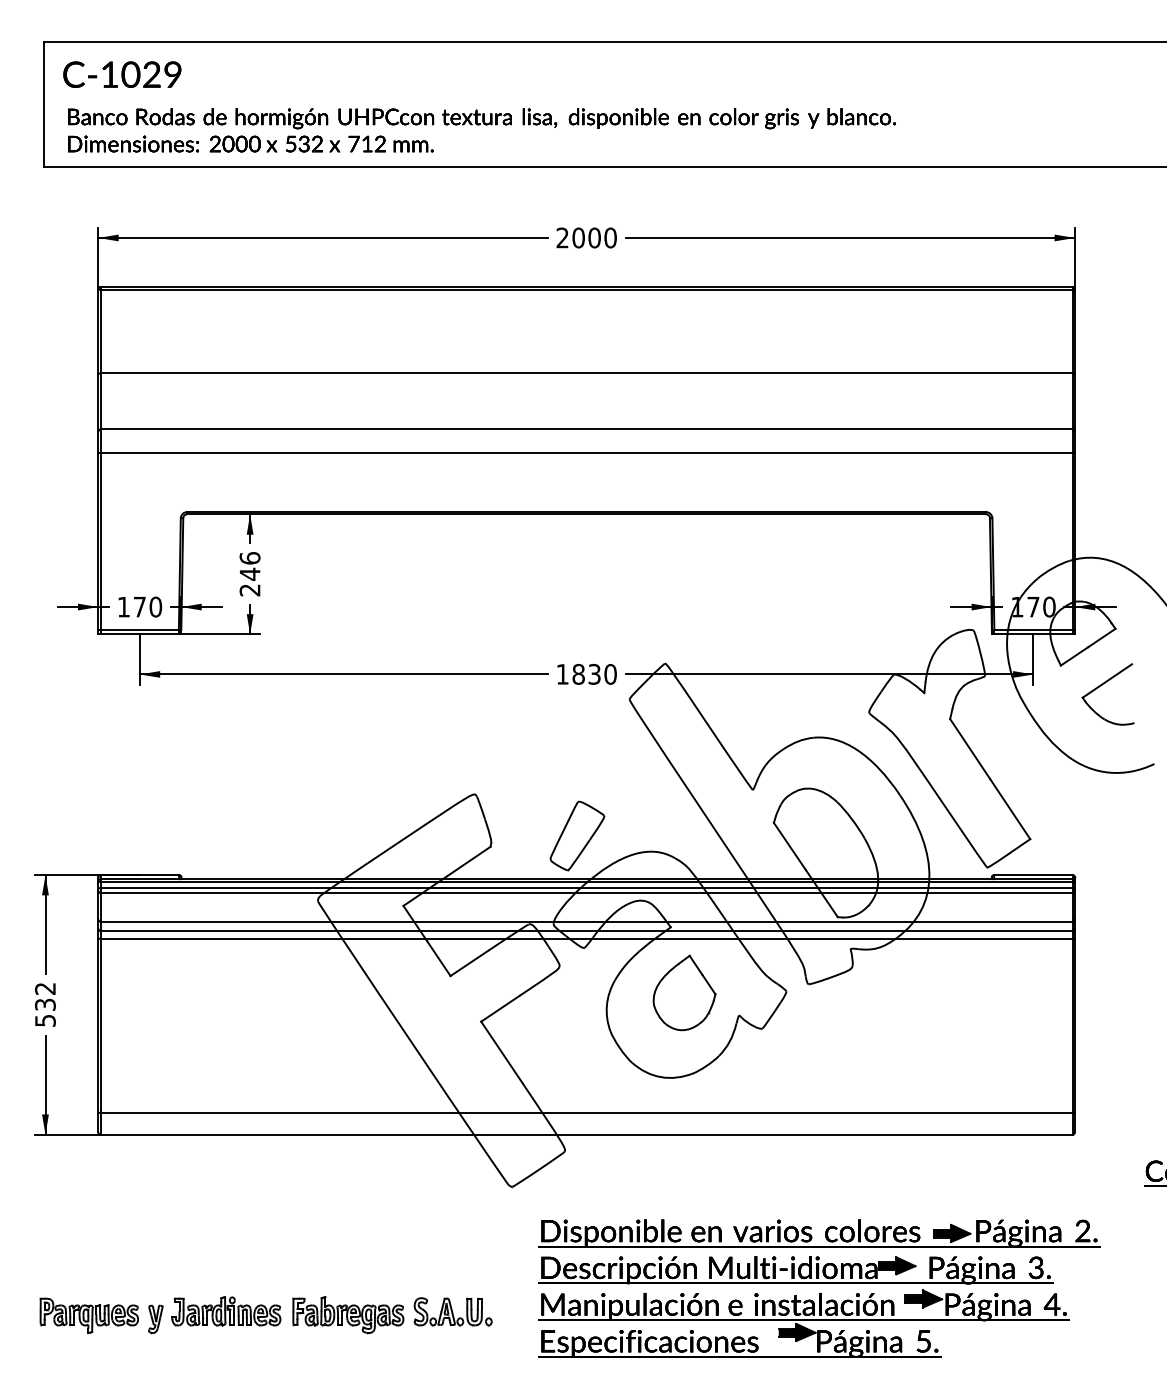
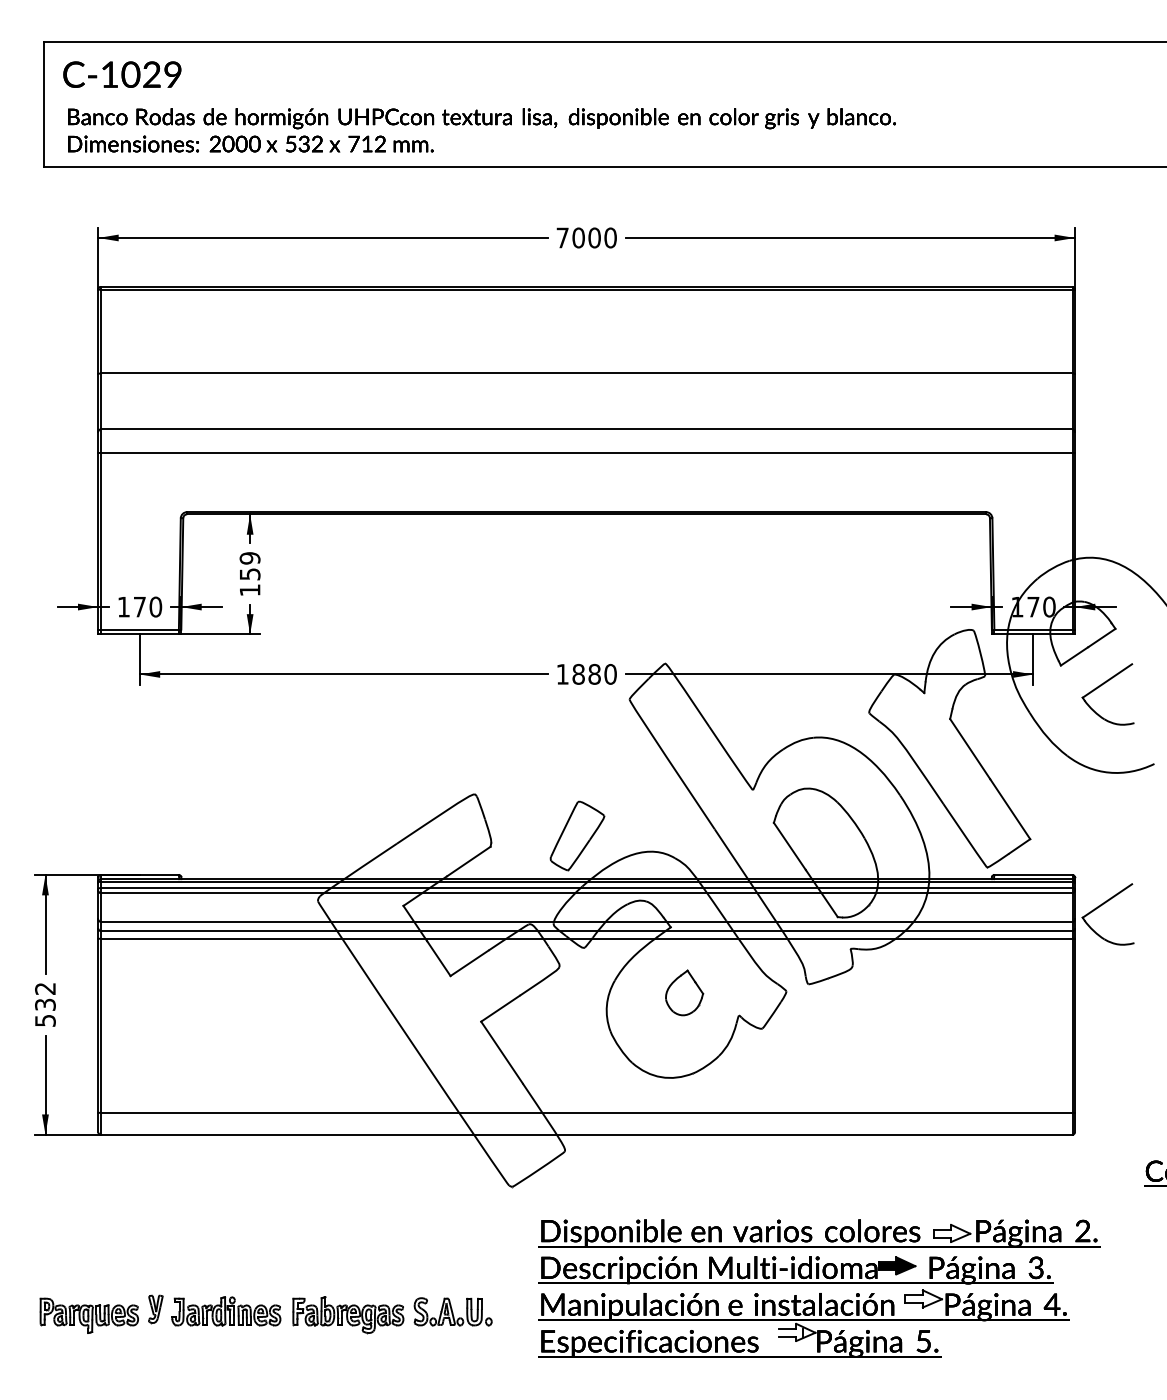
text: 2000 -> 7000 (562, 237)
text: 246 -> 159 (249, 574)
text: 1830 -> 1880 (594, 674)
part: none -> present (1101, 906)
part size: 65x78 px -> 40x48 px (684, 992)
fill: present -> none (951, 1233)
fill: present -> none (923, 1298)
part position: (155, 1319) -> (155, 1309) (155, 1309)
fill: present -> none (796, 1332)
